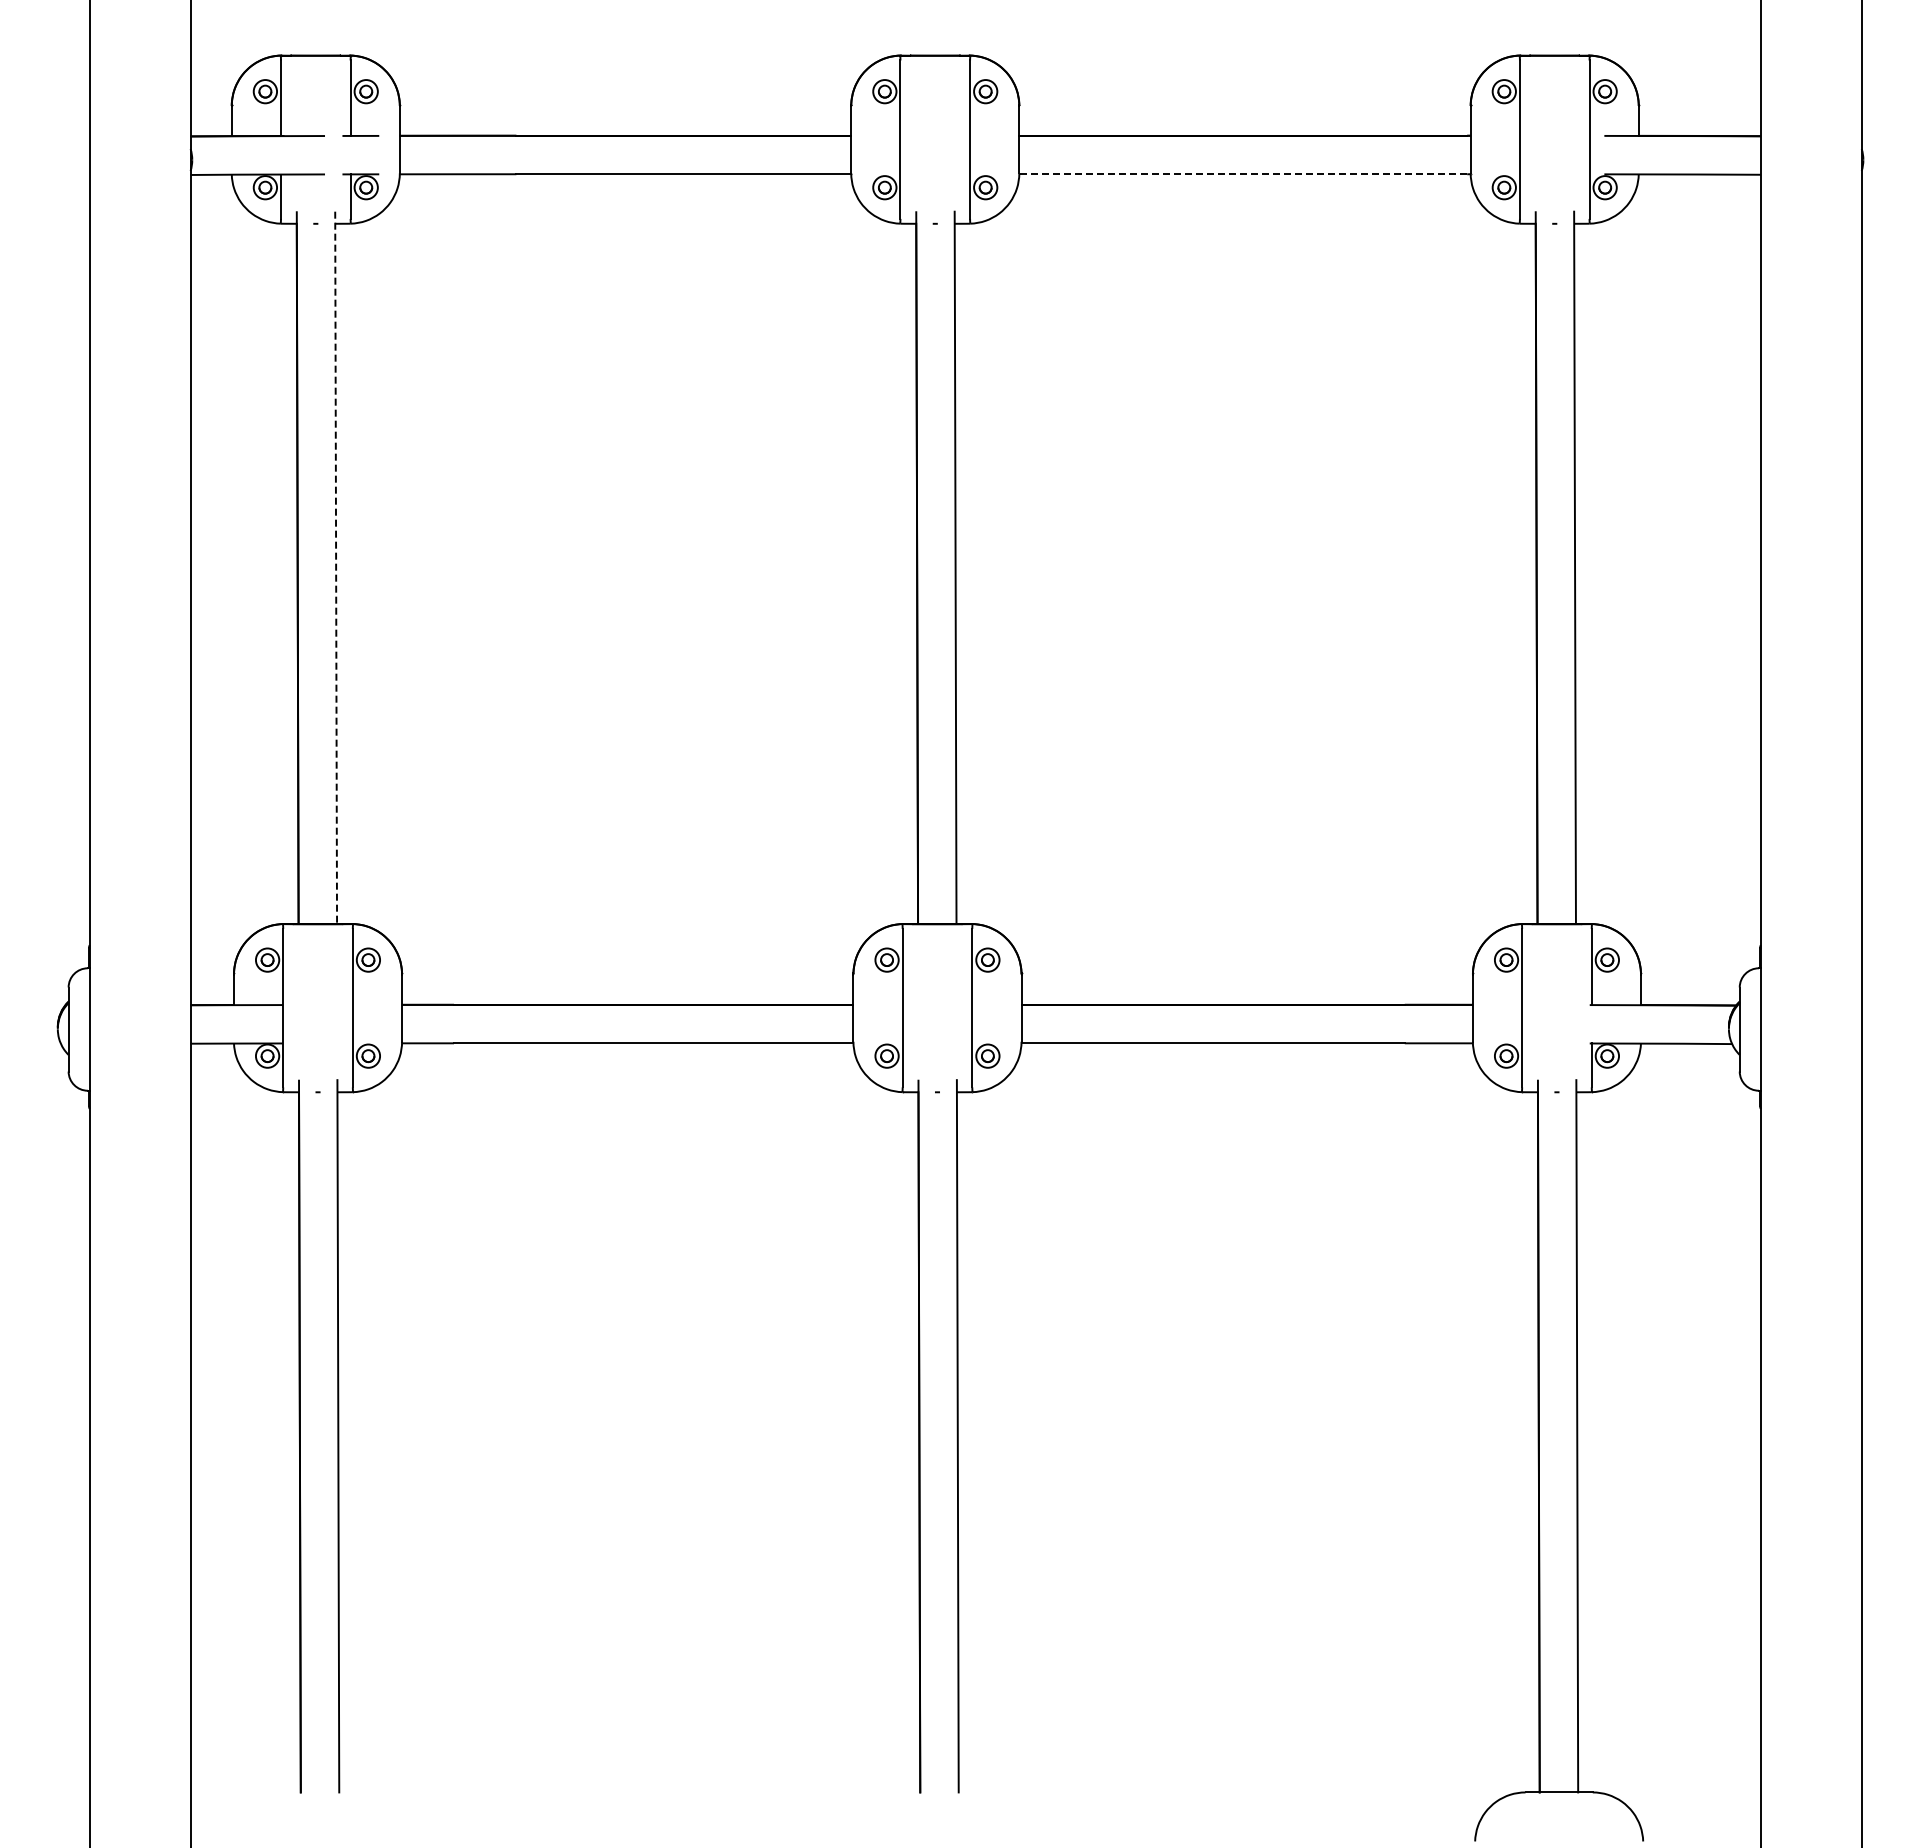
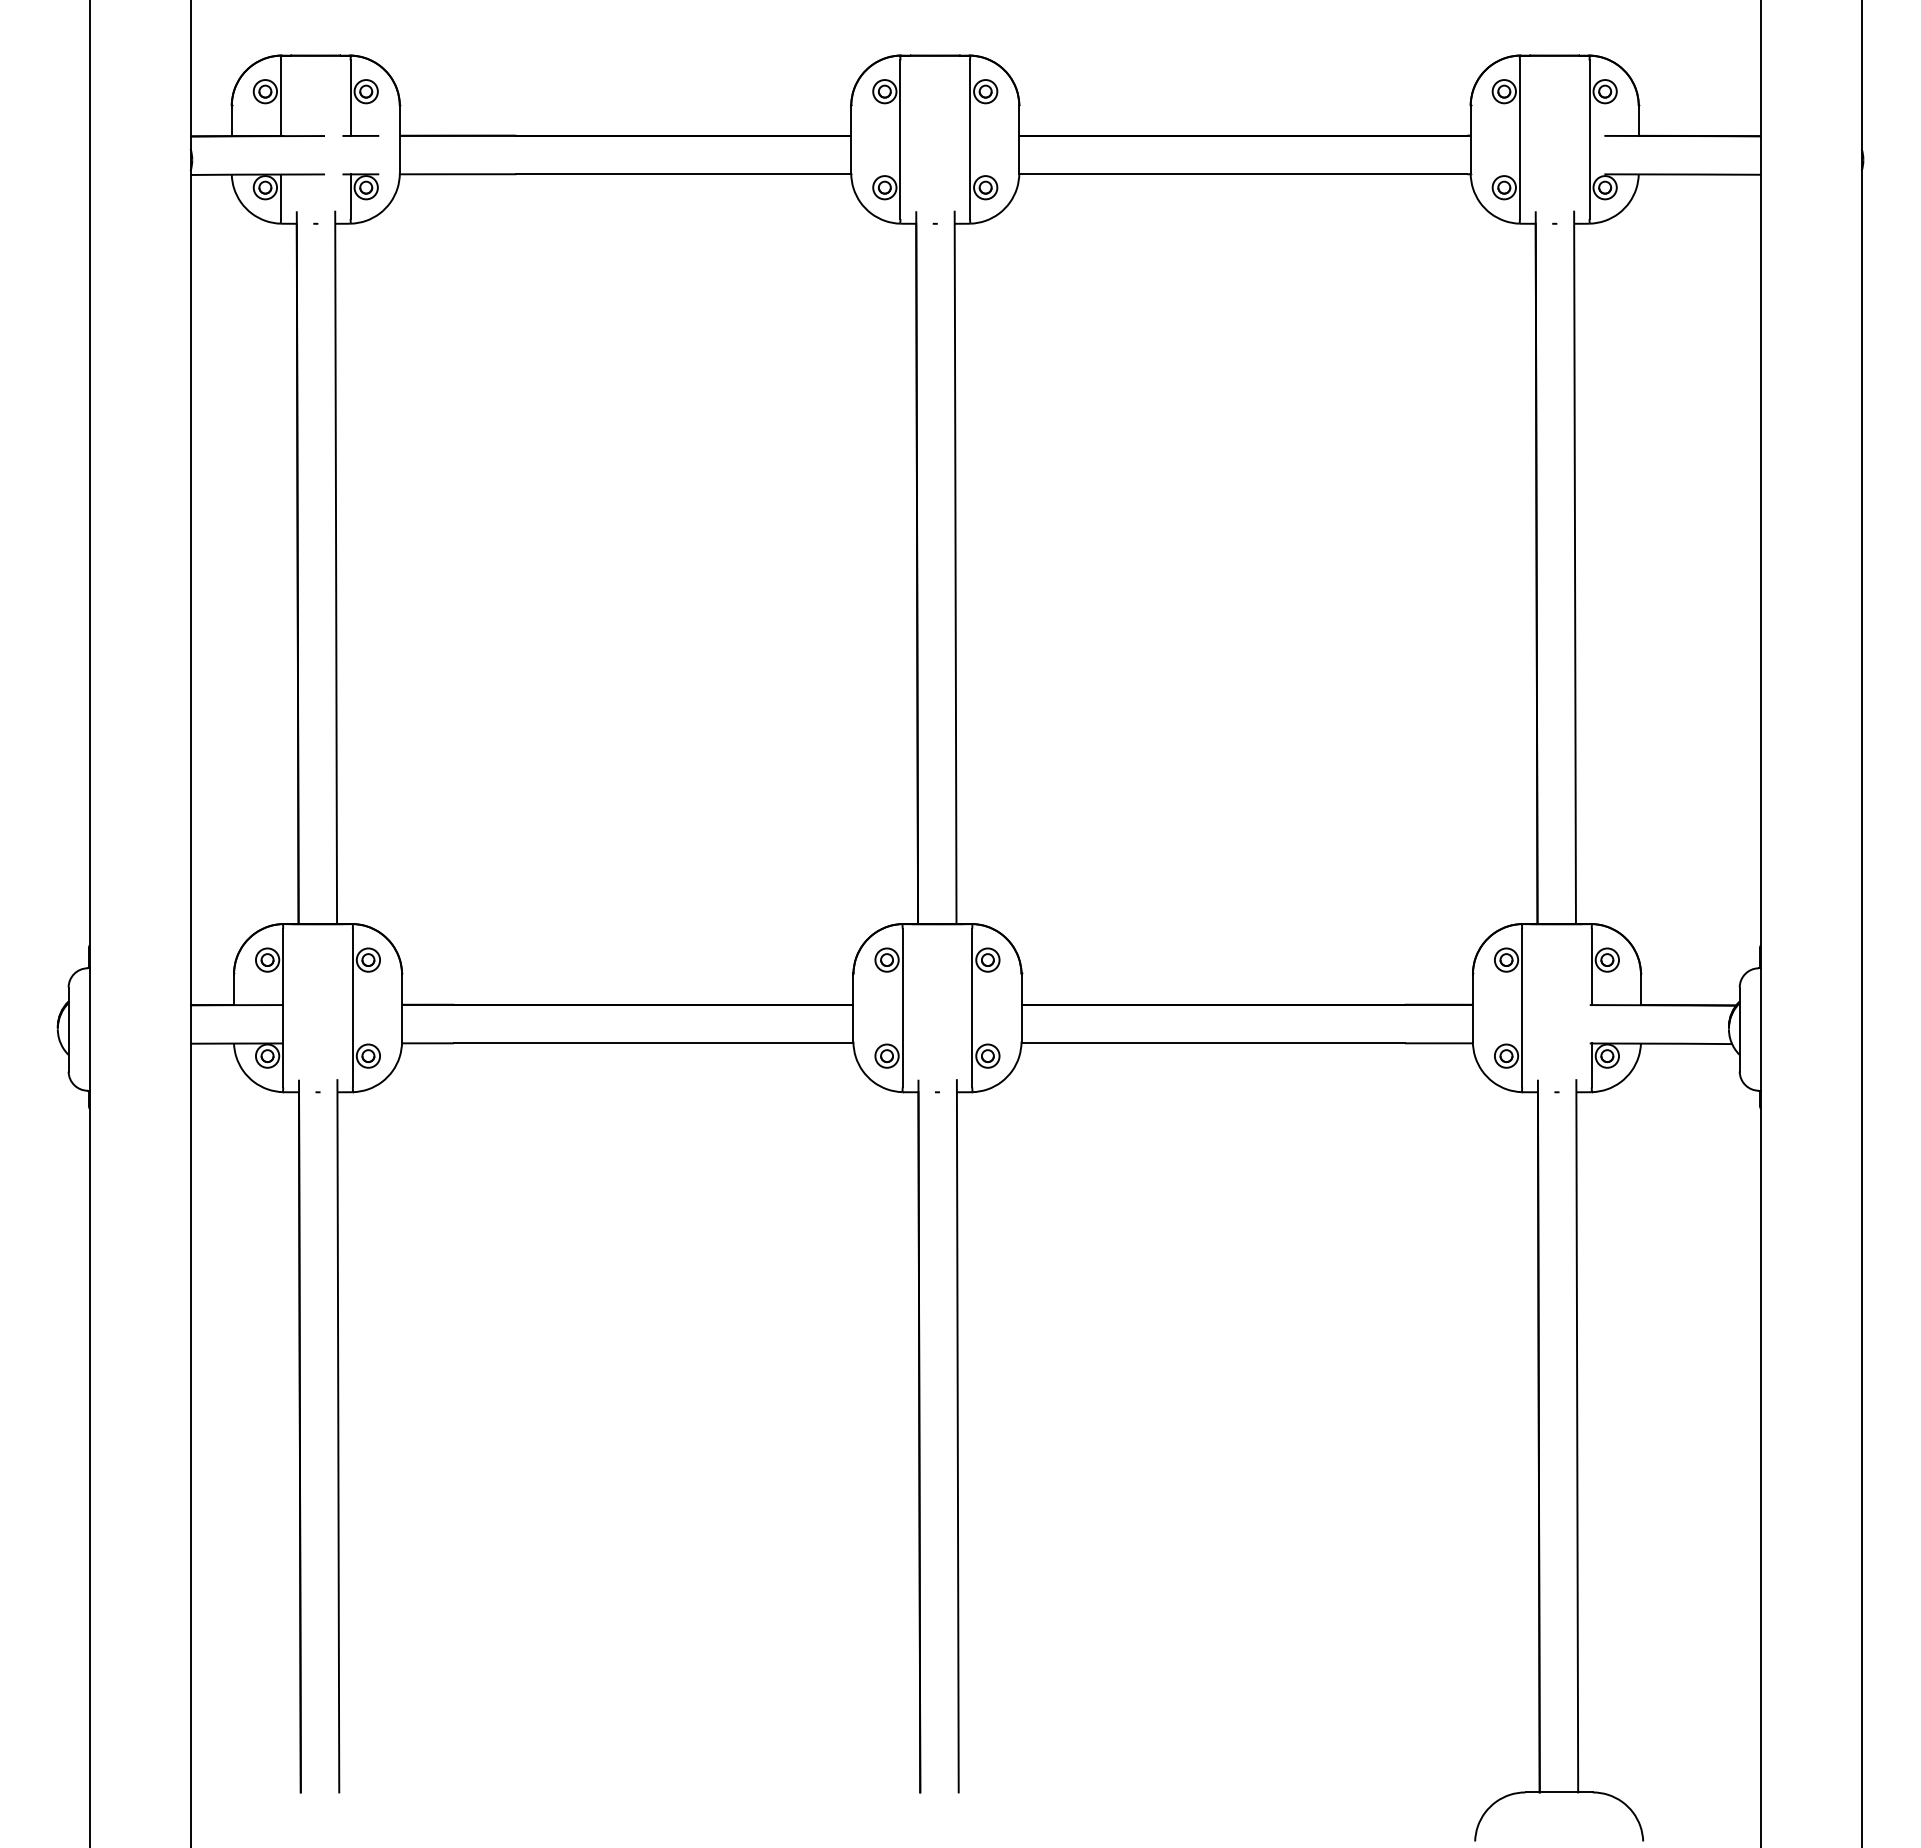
line: dashed -> solid (1243, 174)
line: dashed -> solid (336, 568)
